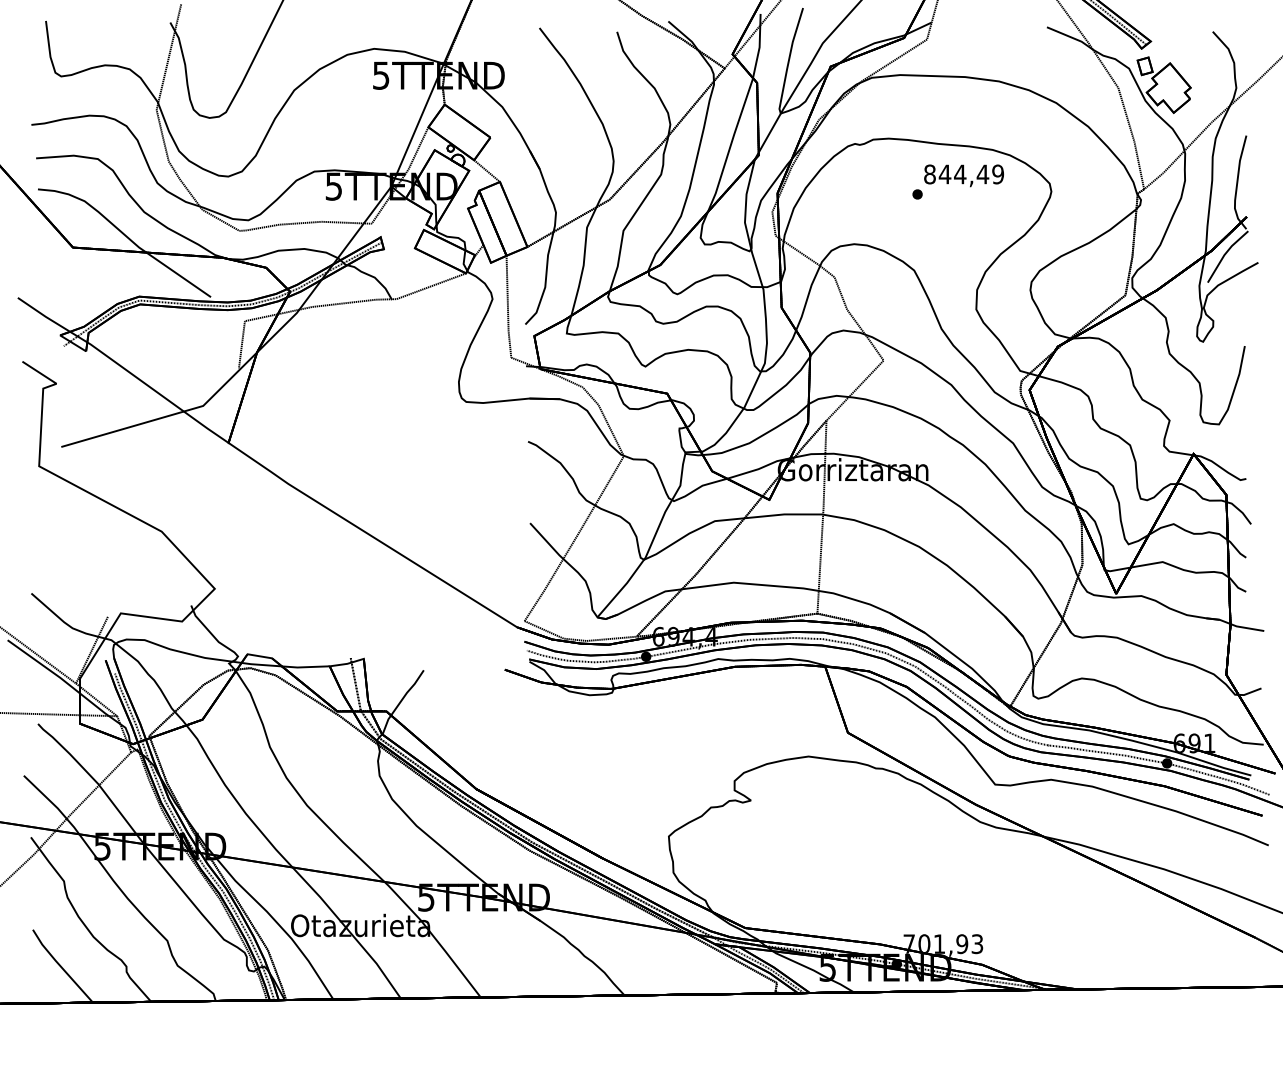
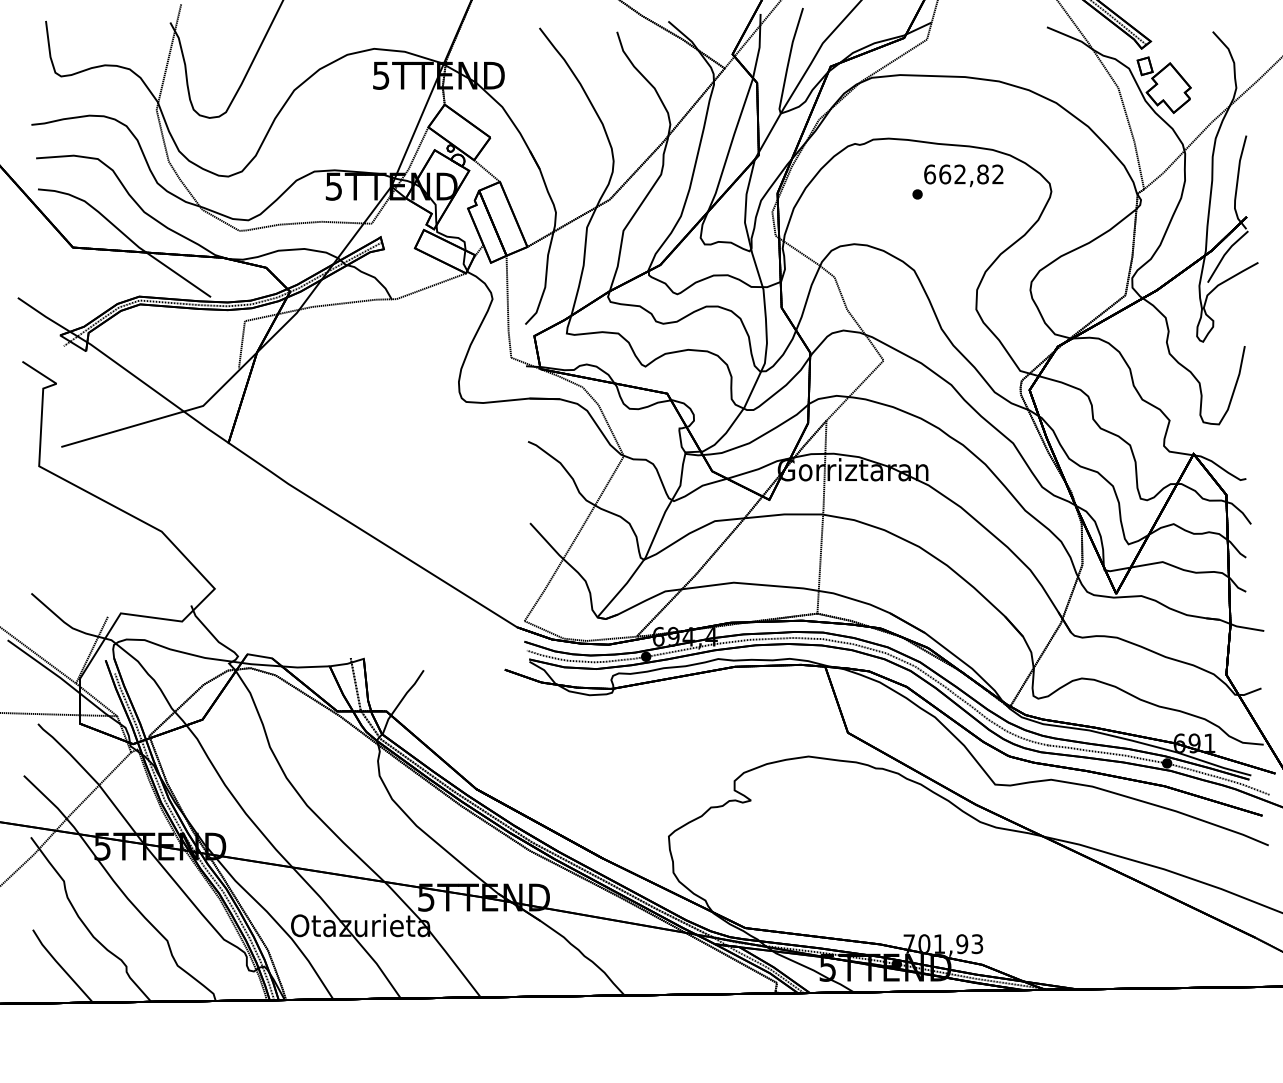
text: 844,49 -> 662,82 (964, 174)
